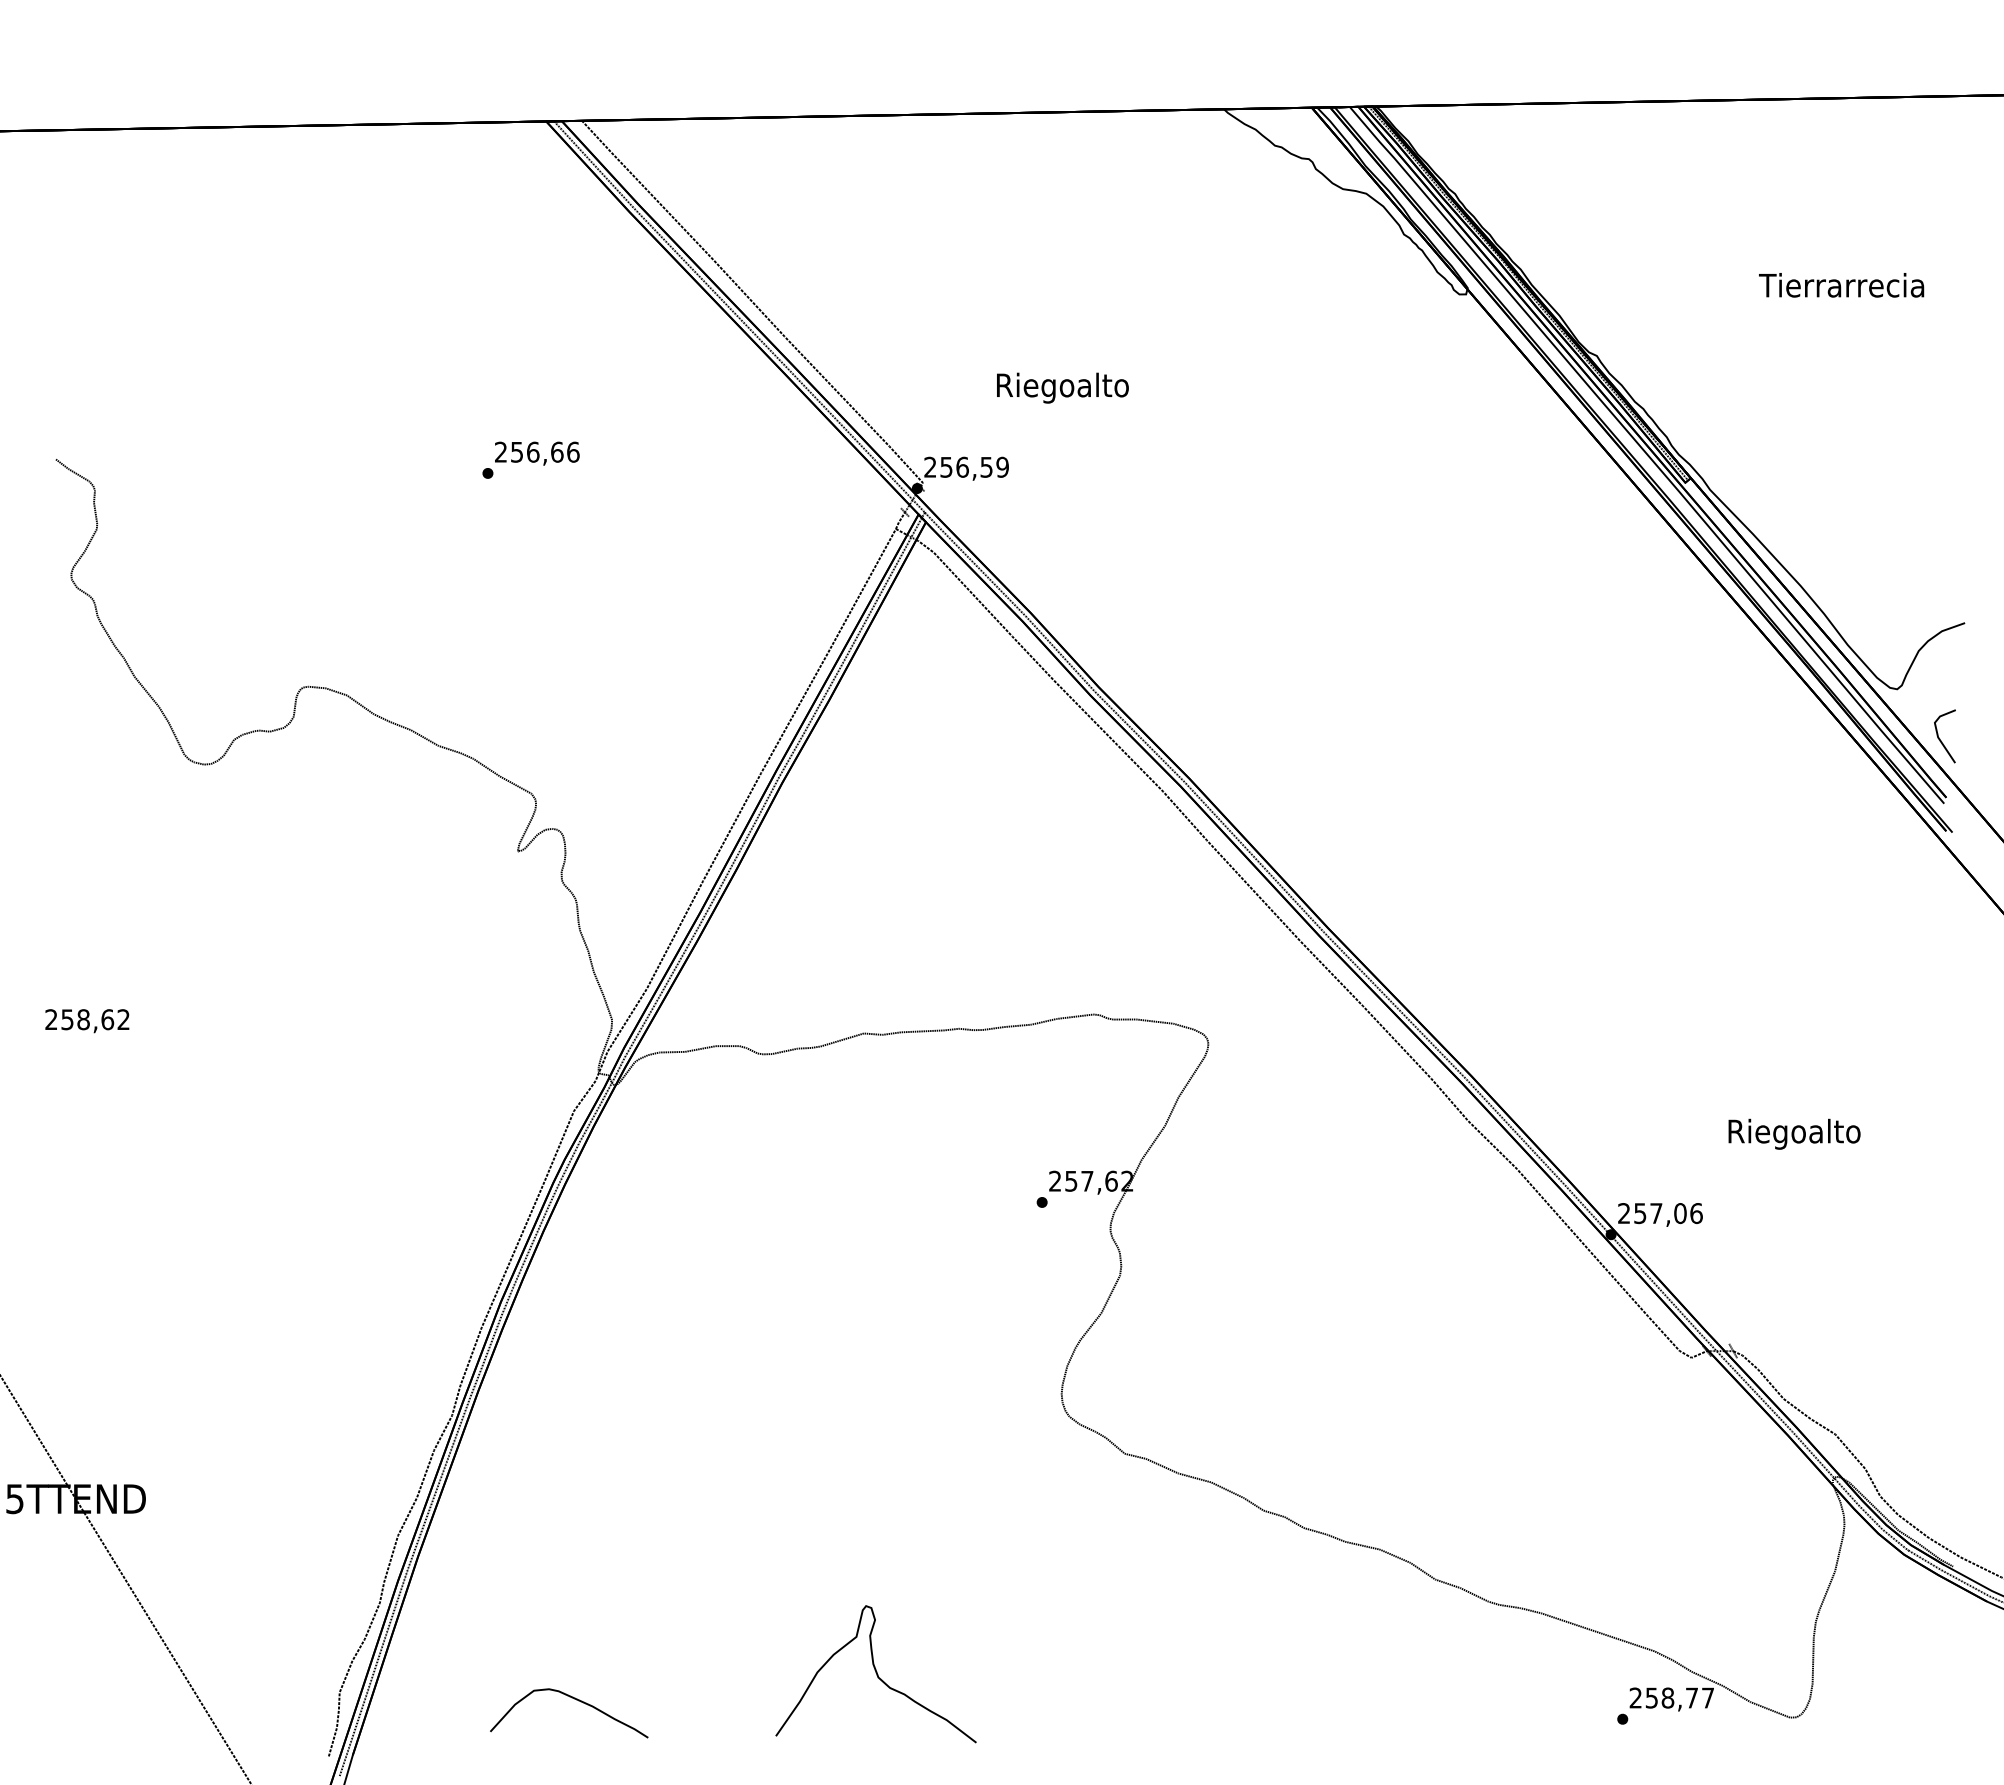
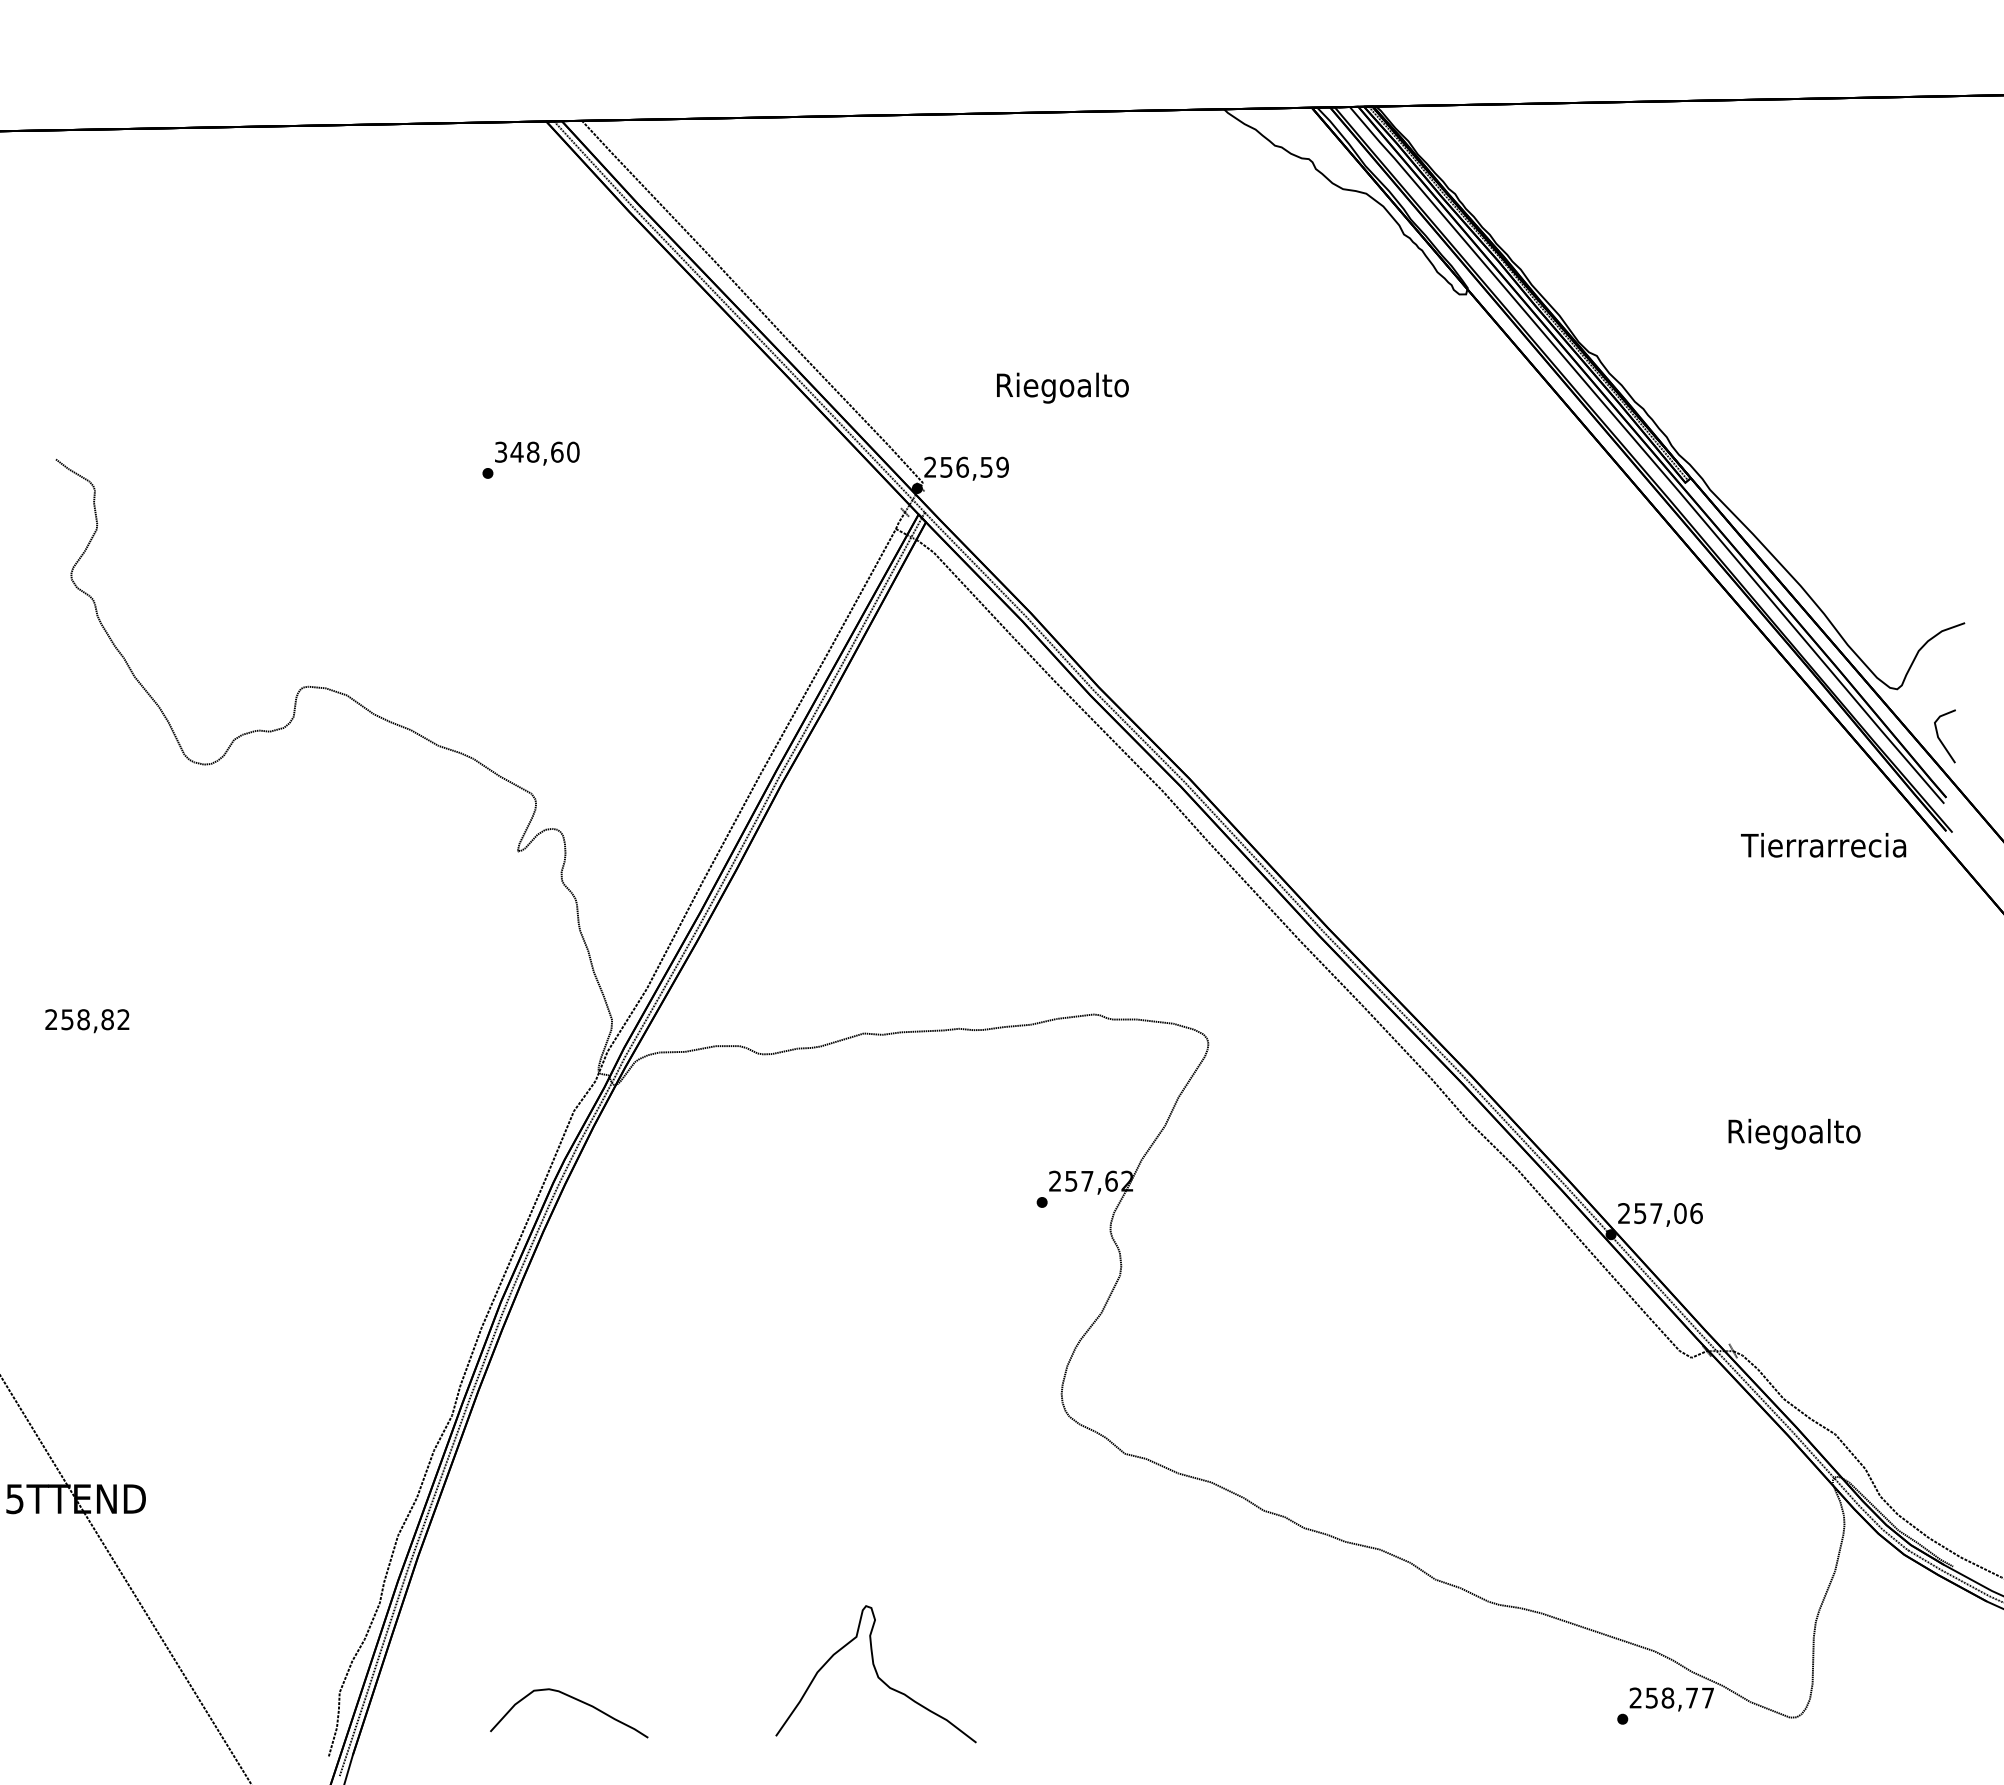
text position: (1841, 285) -> (1823, 845) (1823, 845)
text: 256,66 -> 348,60 (537, 451)
text: 258,62 -> 258,82 (107, 1019)
